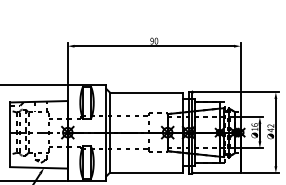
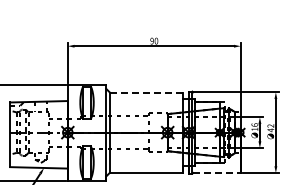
line: solid -> dashed (146, 92)
line: solid -> dashed (216, 173)
